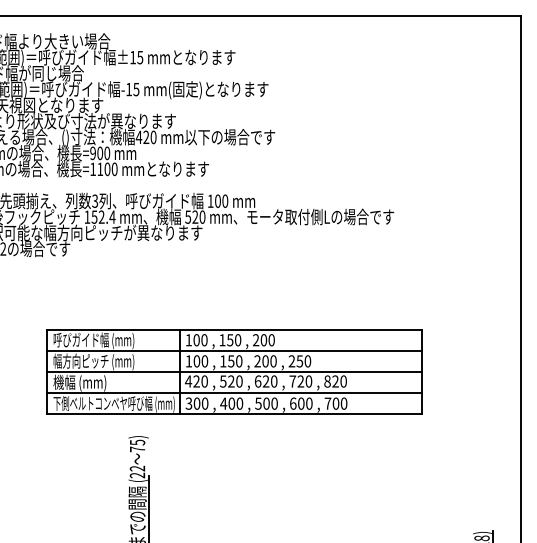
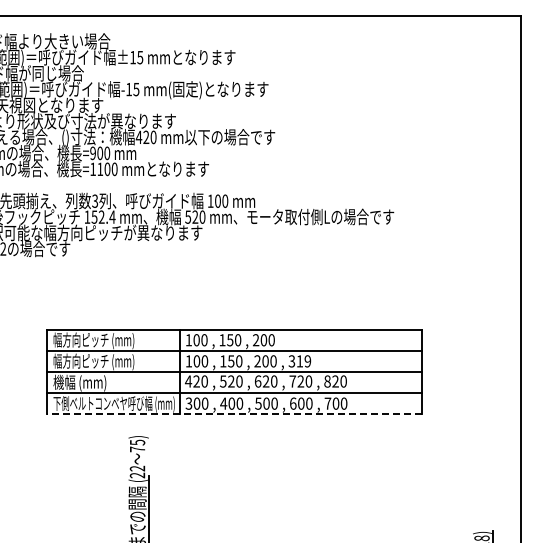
text: 呼びガイド幅 (mm) -> 幅方向ピッチ (mm) (80, 339)
text: 250 -> 319 (299, 361)
line: solid -> dashed (234, 414)
